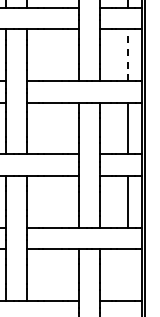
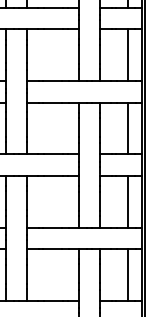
line: dashed -> solid (127, 55)
line: none -> present (127, 274)
